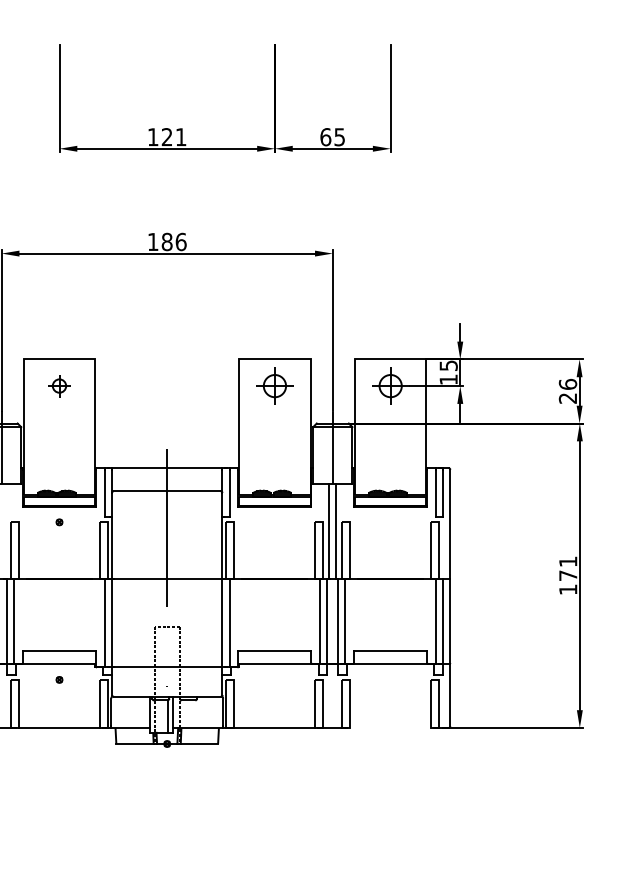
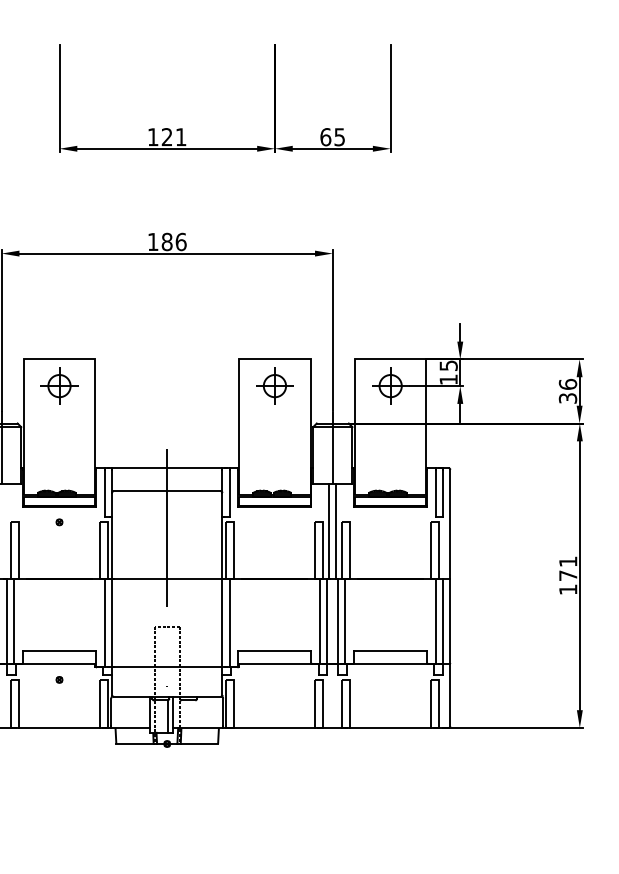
part size: 23x23 px -> 39x38 px (59, 385)
text: 26 -> 36 (568, 398)
line: none -> present (390, 727)
